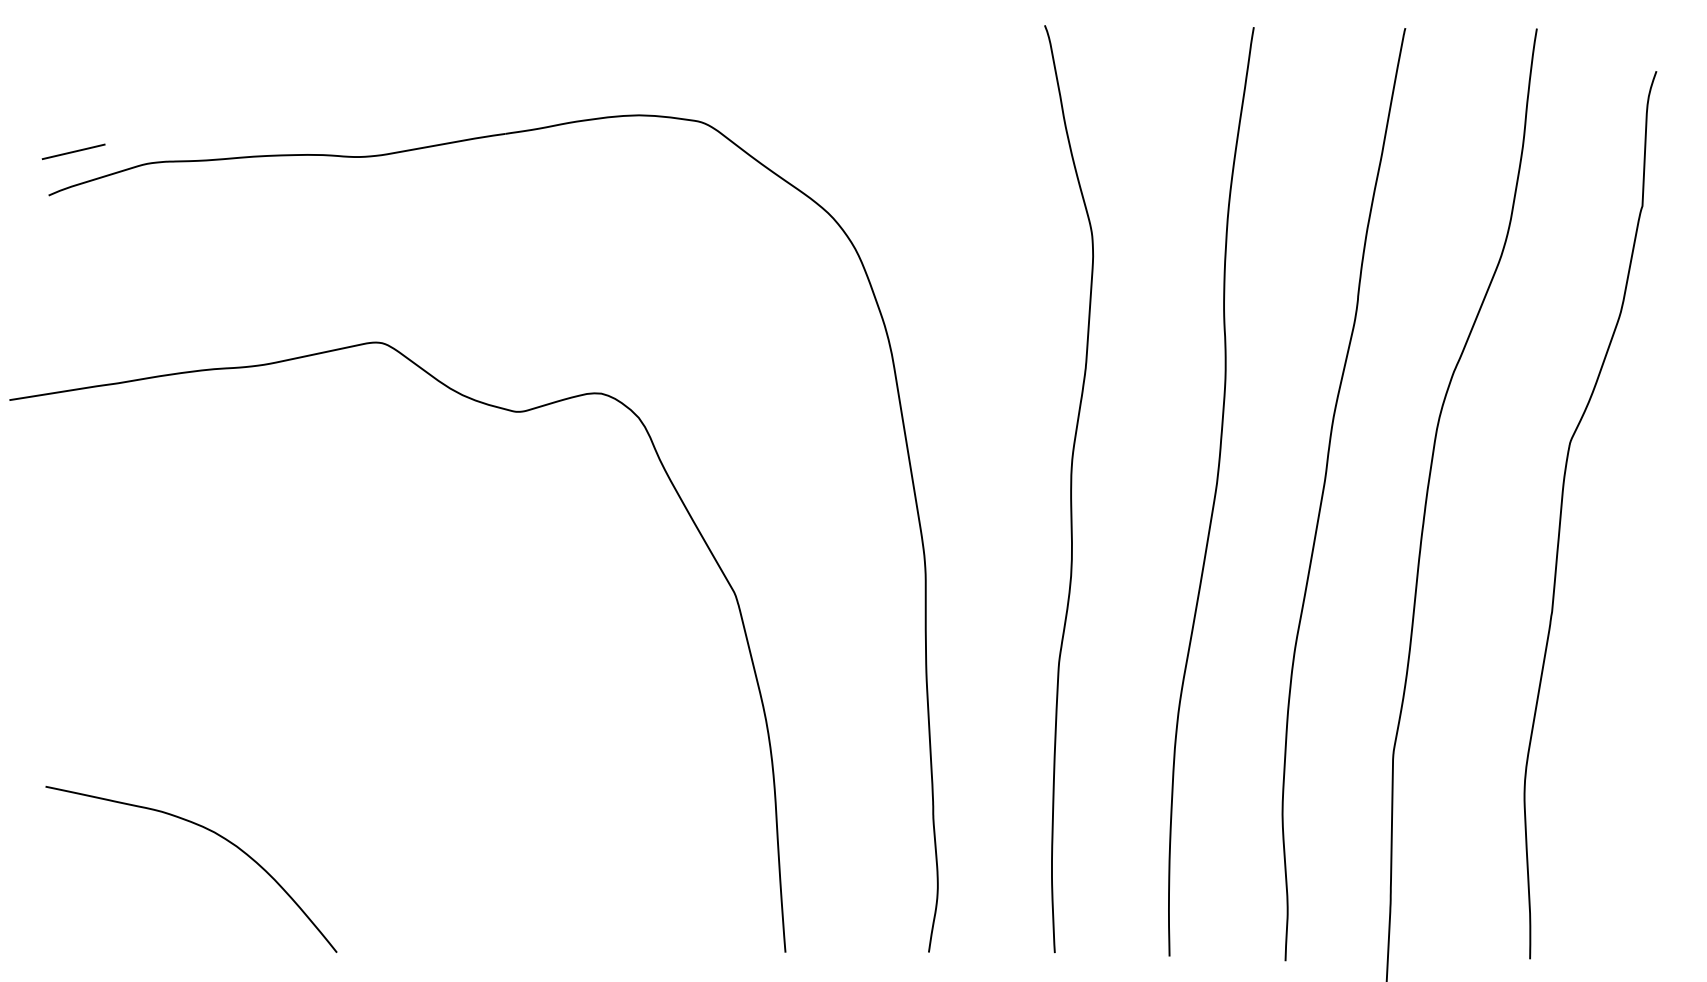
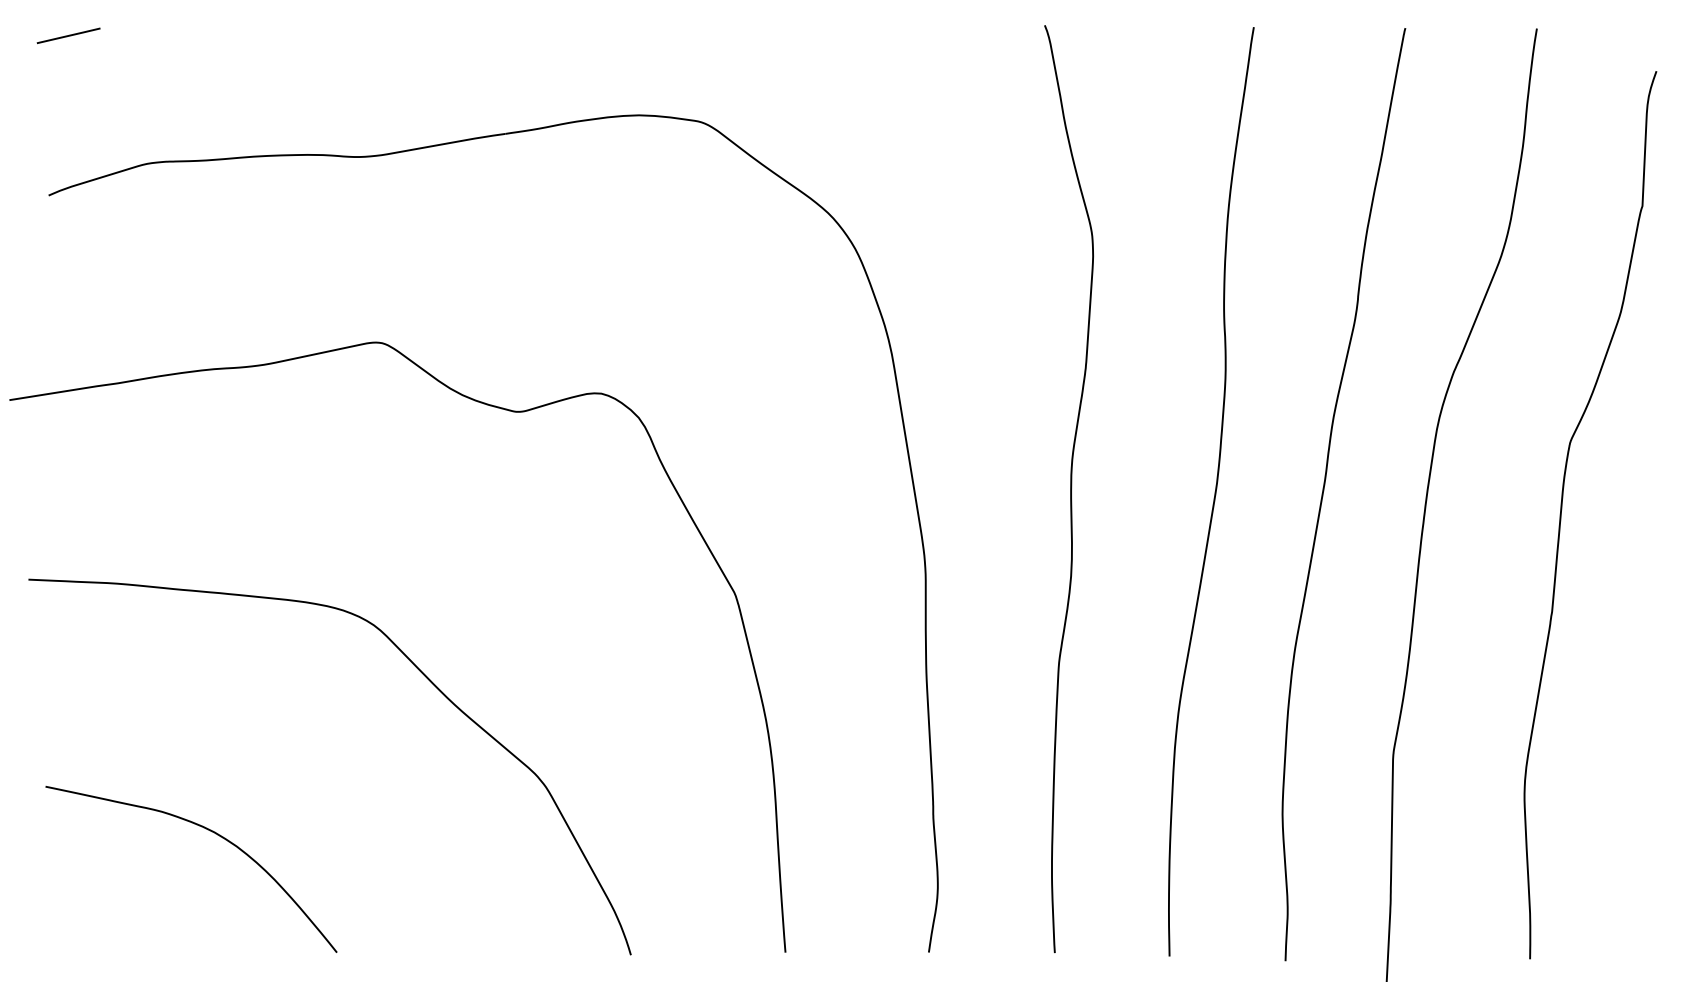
line position: (73, 151) -> (68, 35) (68, 35)
curve: none -> present (421, 673)
